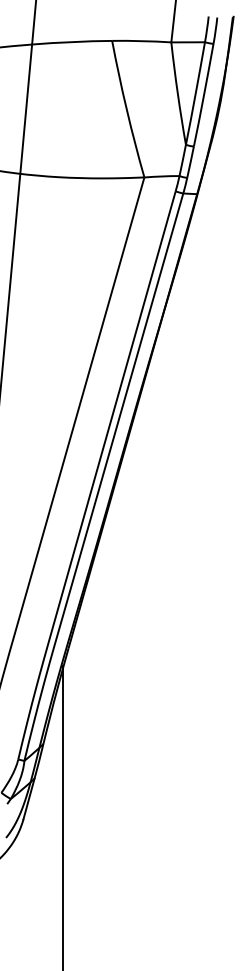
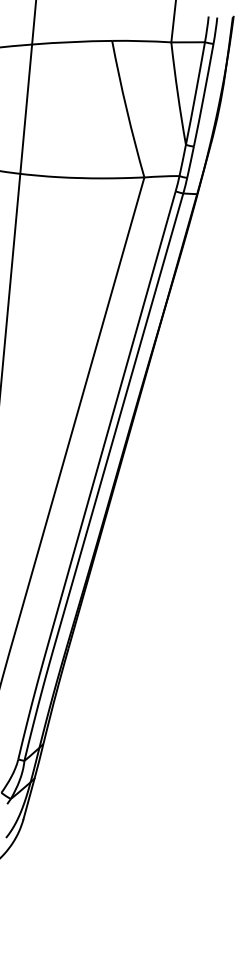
line: present -> none (63, 816)
